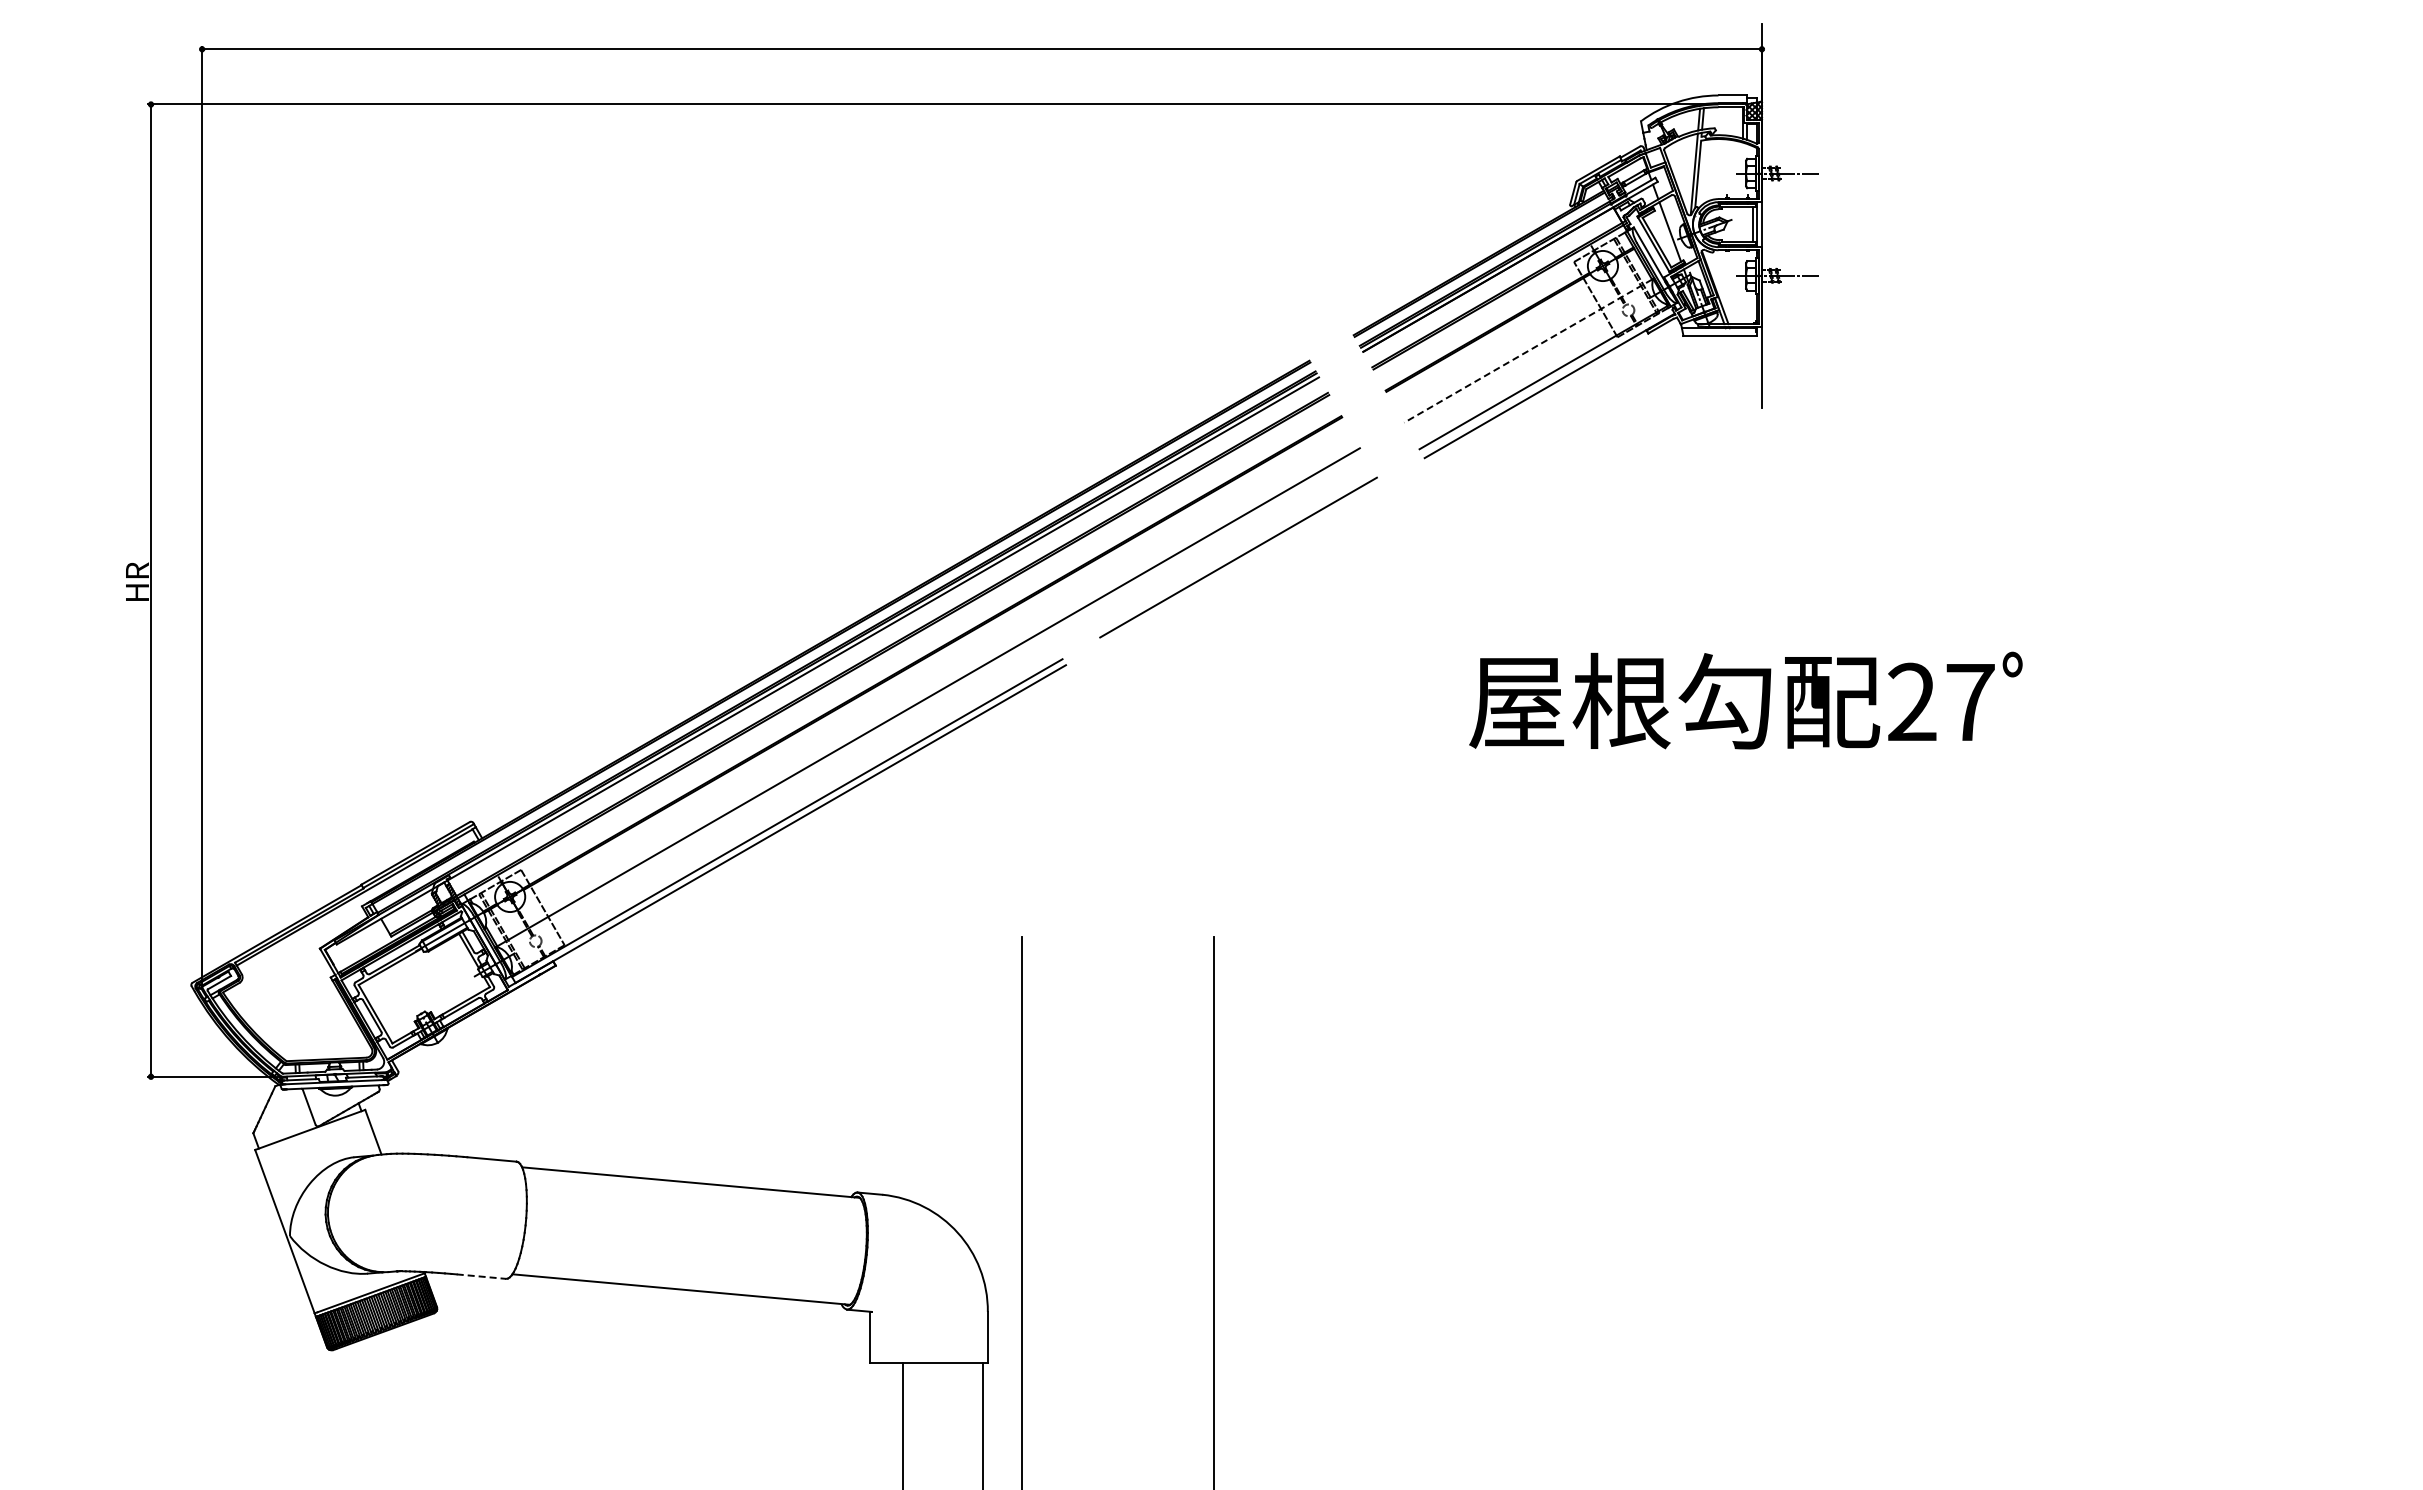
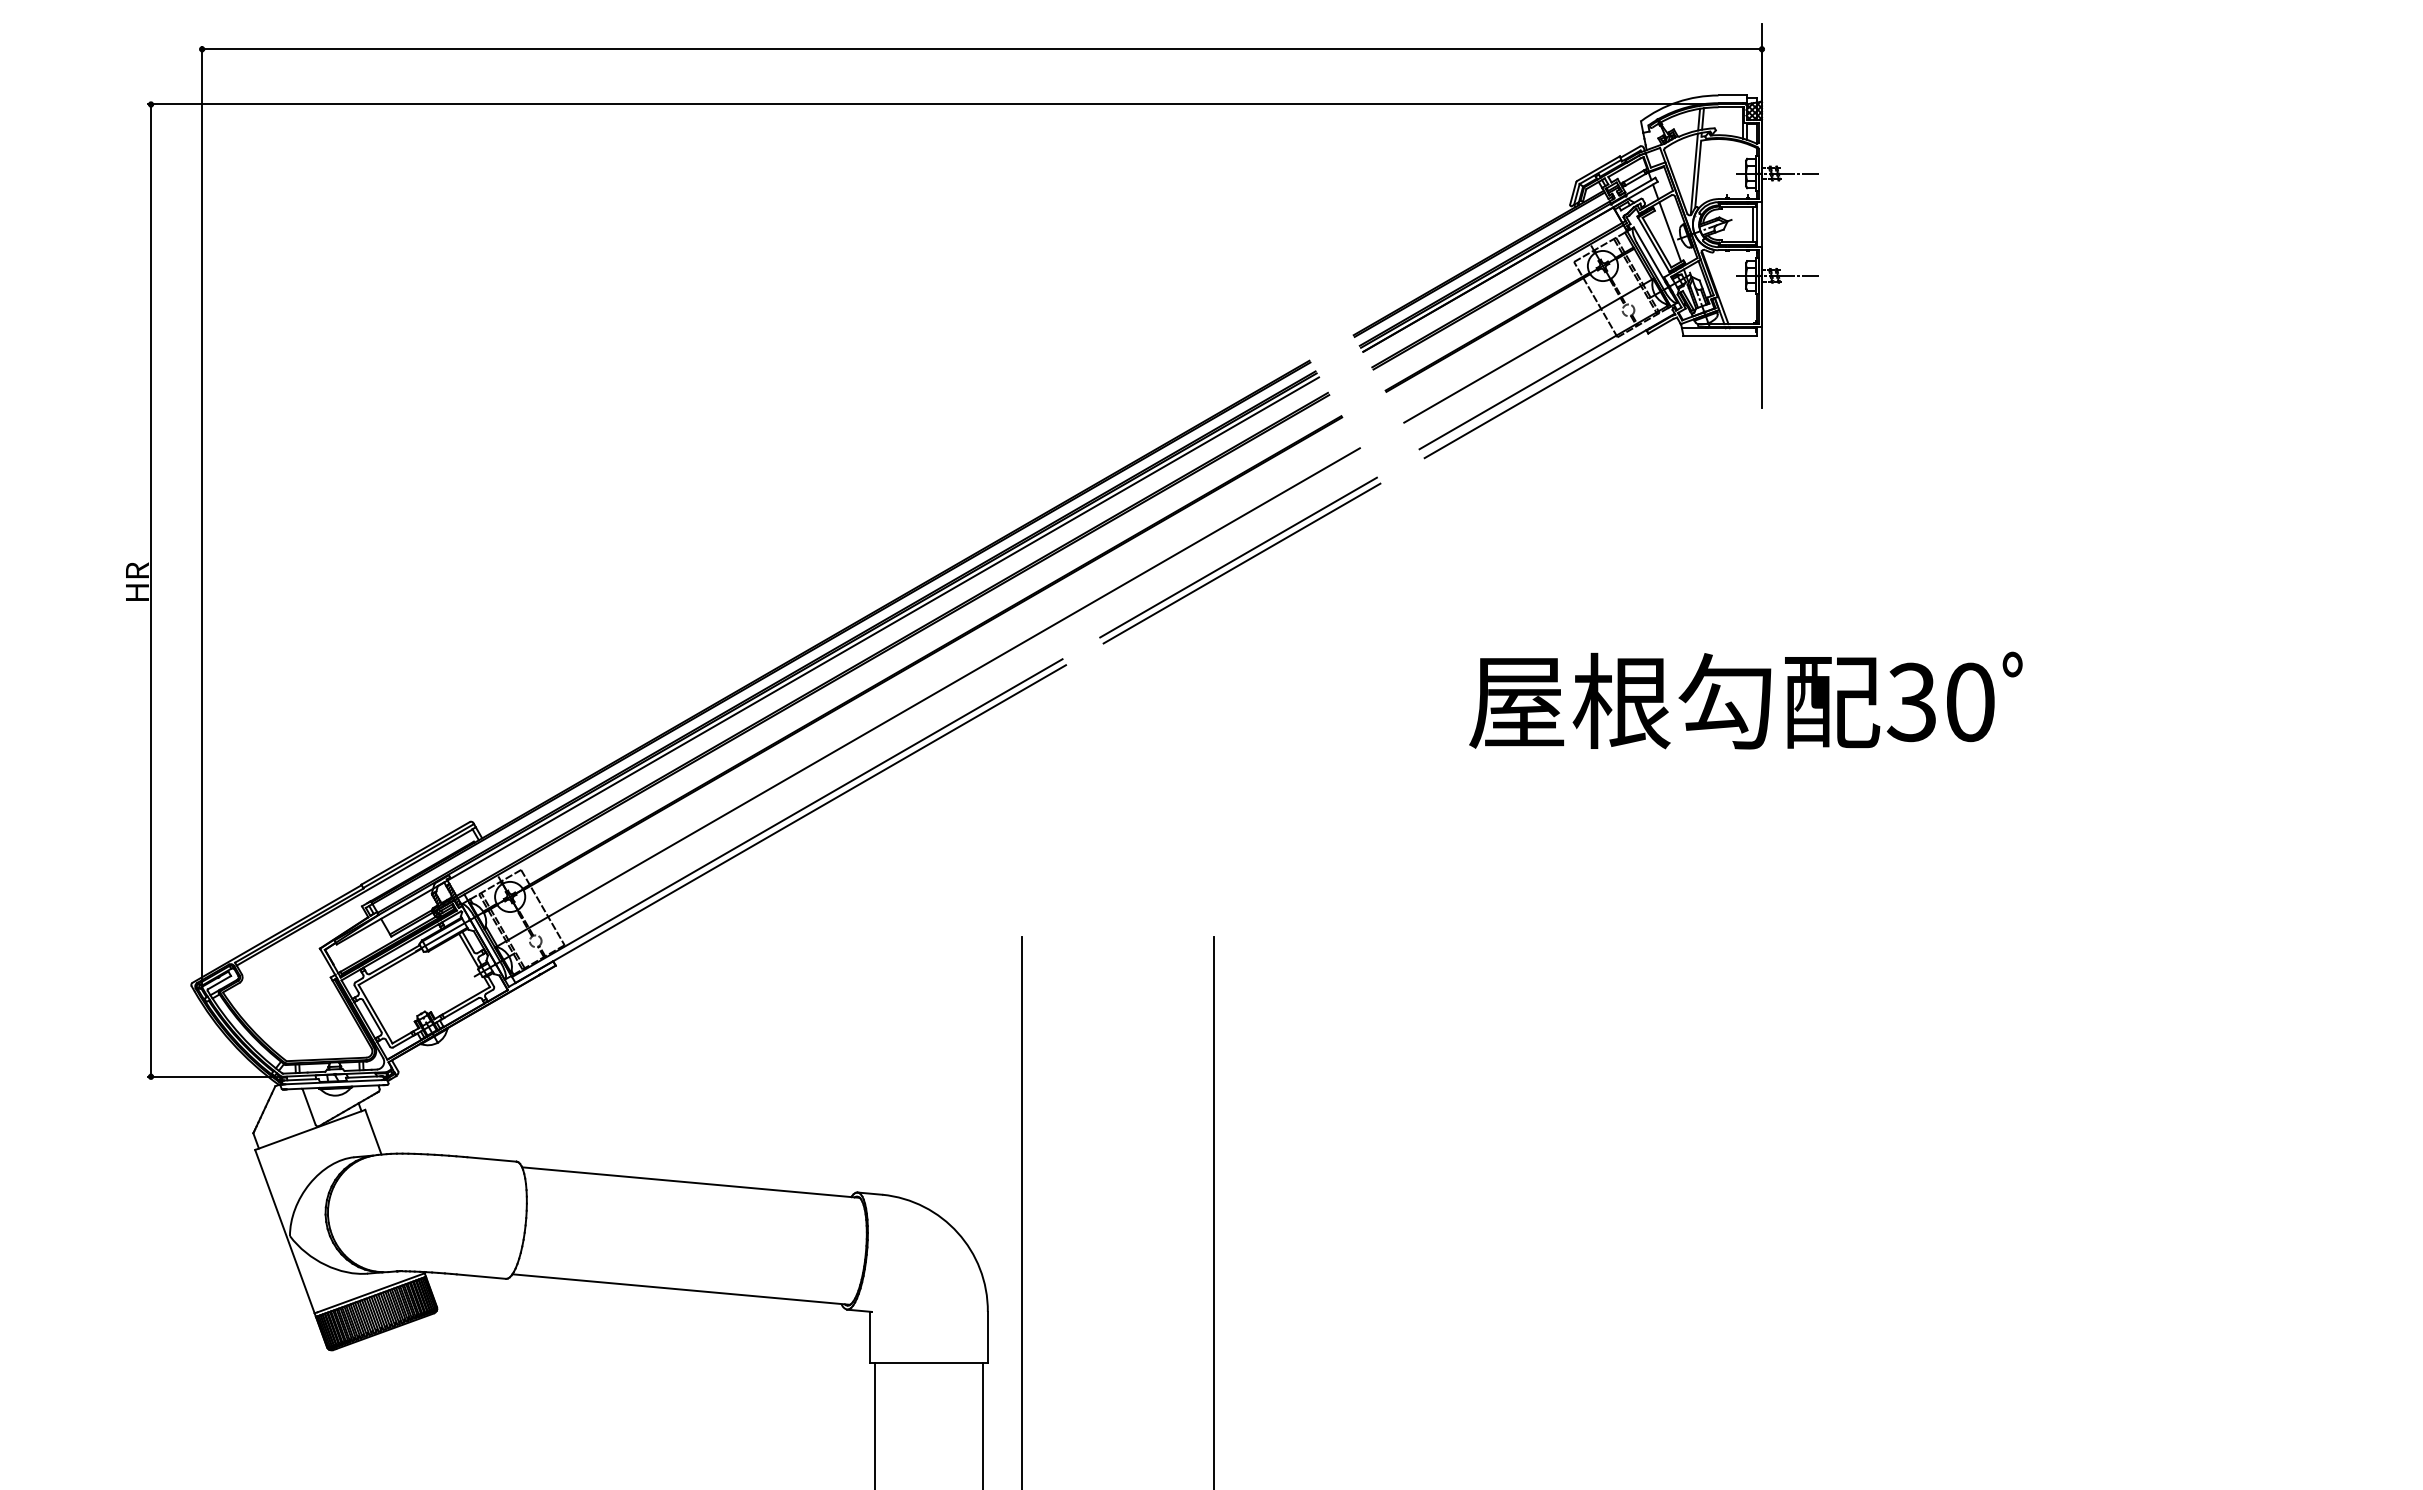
line: dashed -> solid (1527, 351)
line: none -> present (1241, 563)
text: 27 -> 30 (1940, 702)
line: dashed -> solid (481, 1276)
line position: (903, 1424) -> (875, 1424) (875, 1424)
